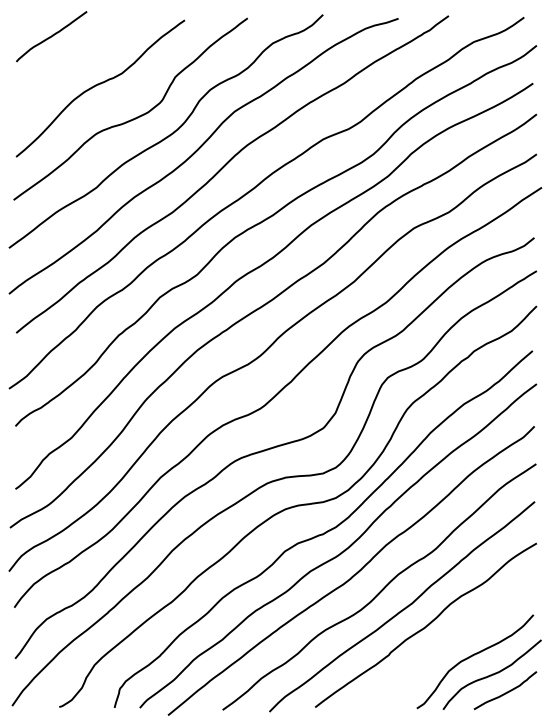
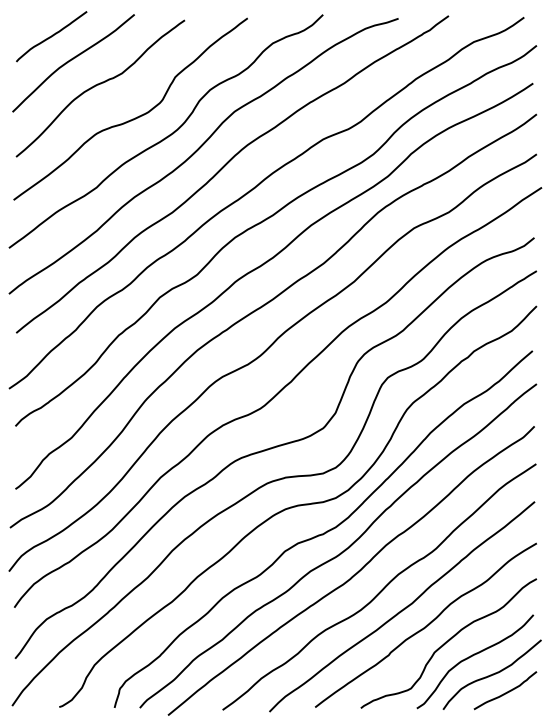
curve: none -> present (72, 60)
curve: none -> present (447, 642)
